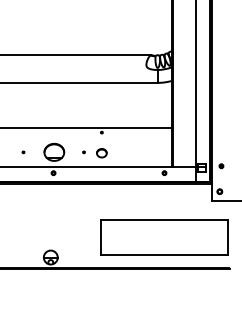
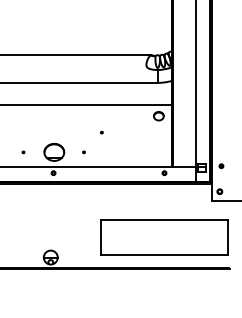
line position: (86, 128) -> (86, 105) (86, 105)
part position: (101, 153) -> (158, 116) (158, 116)
